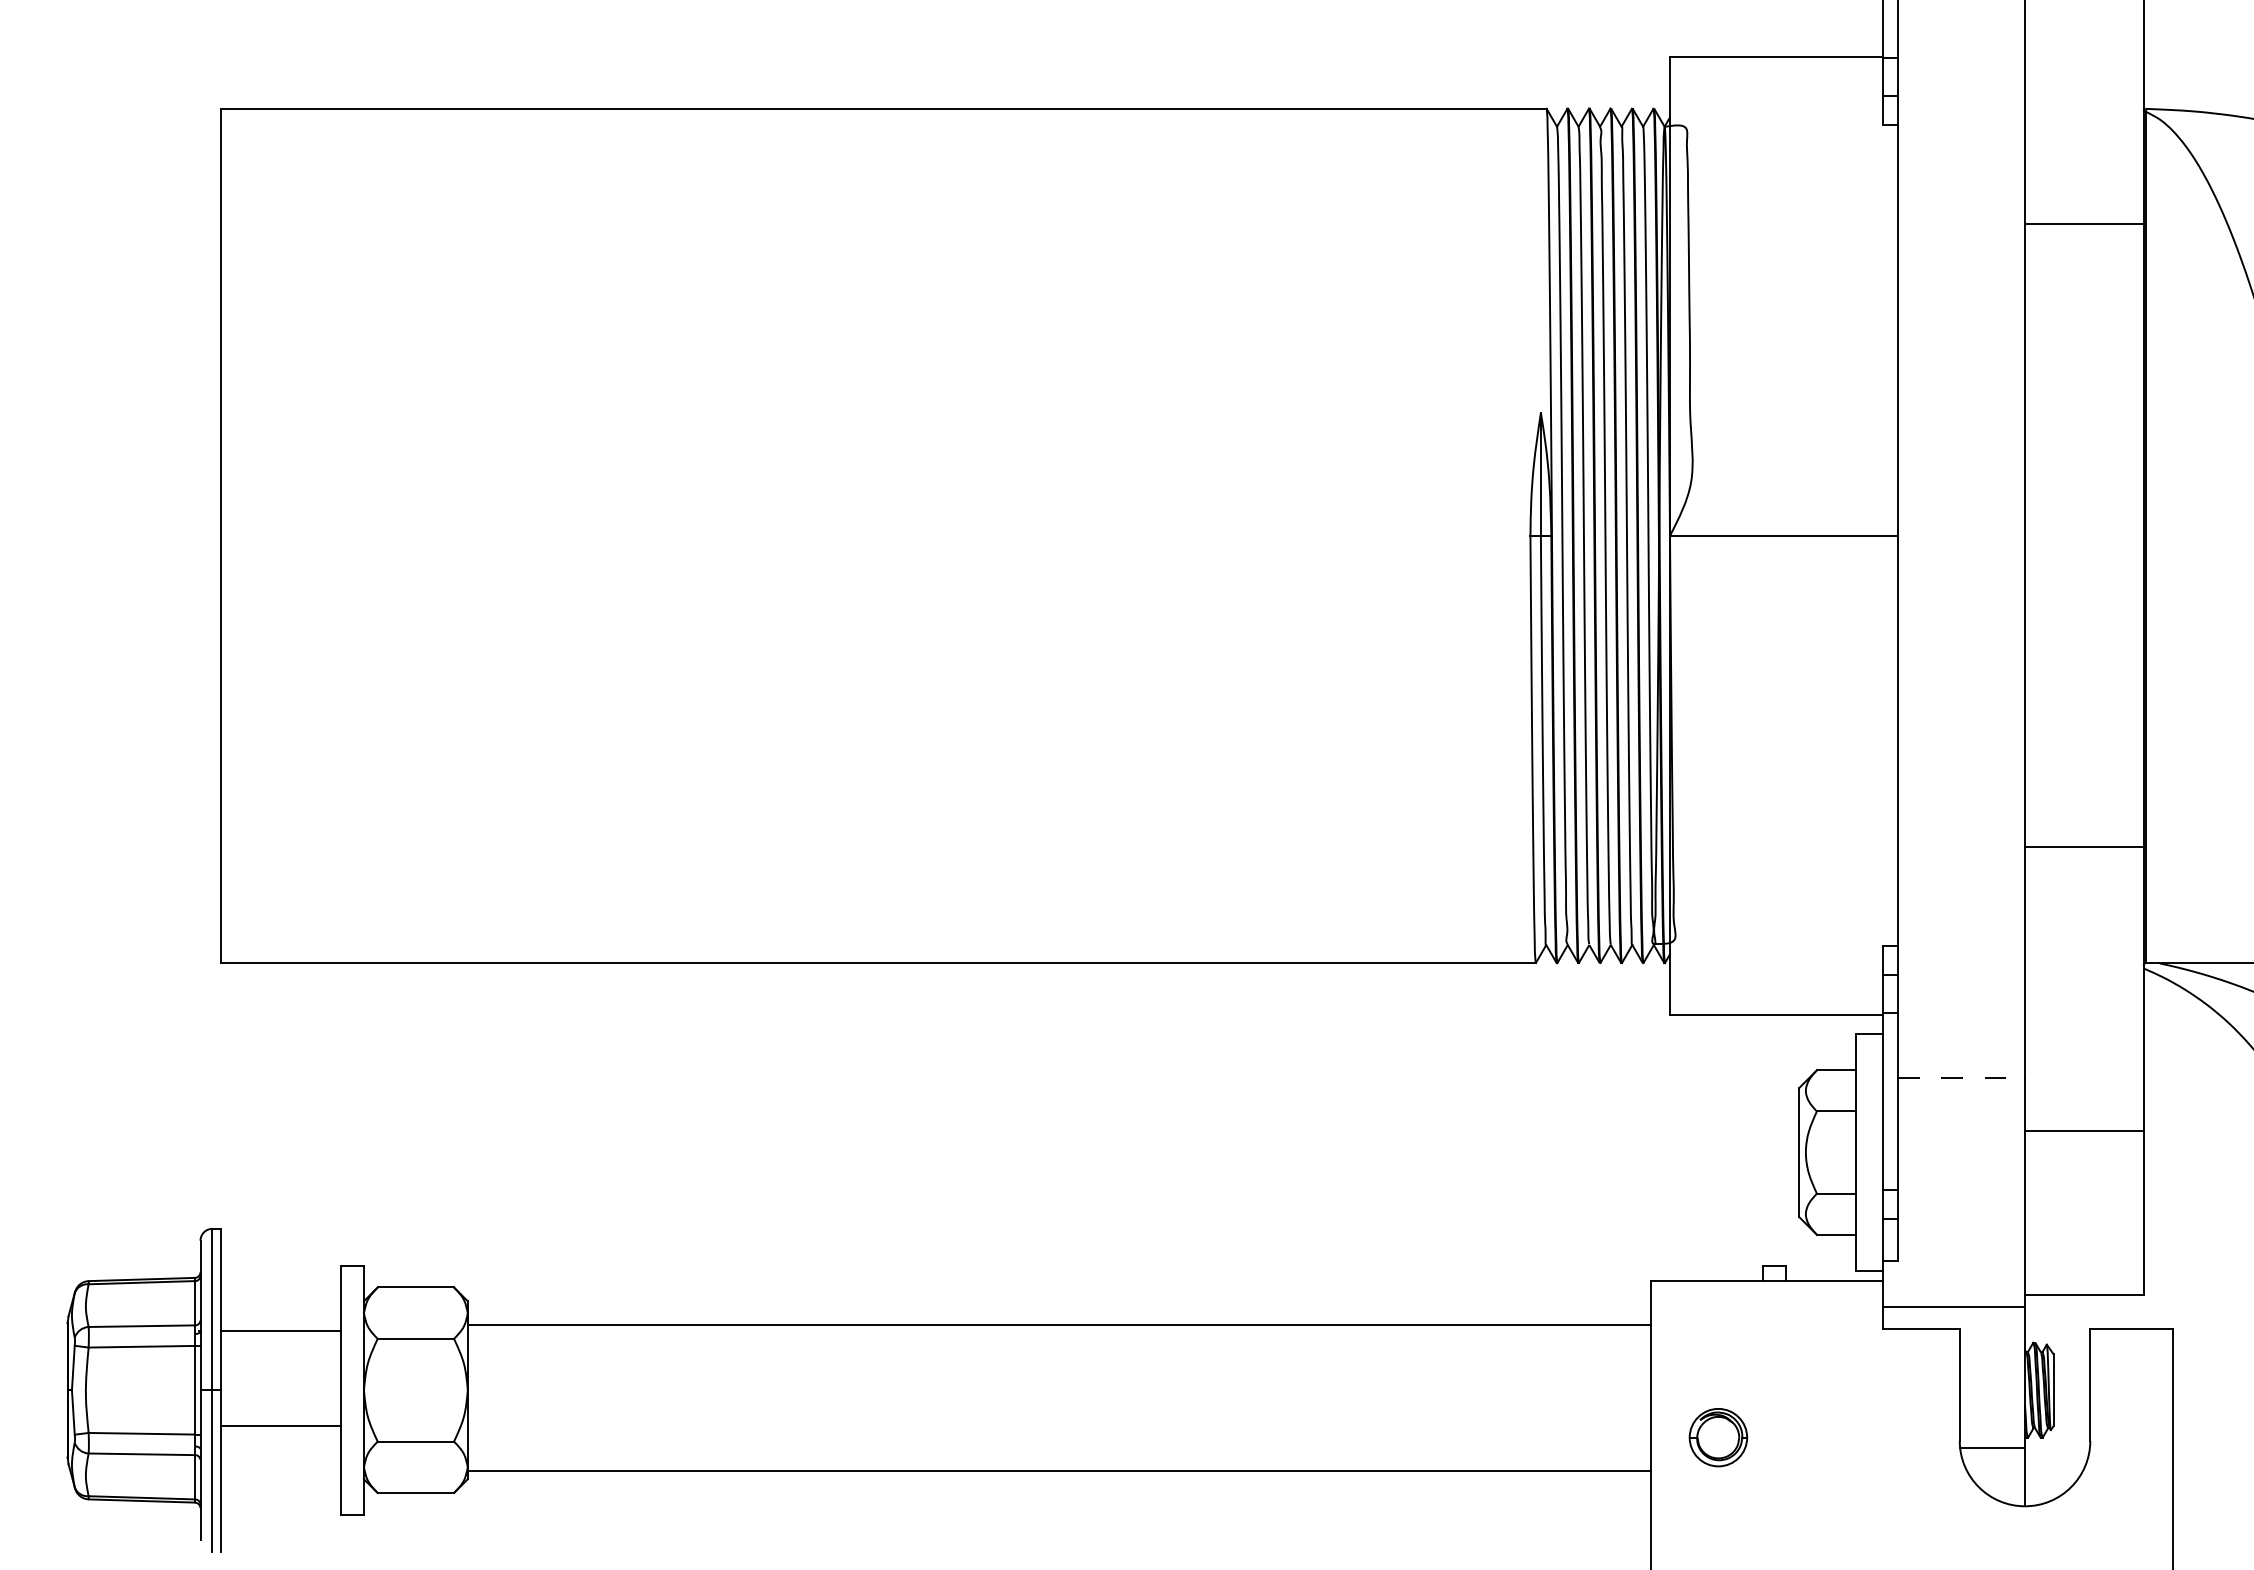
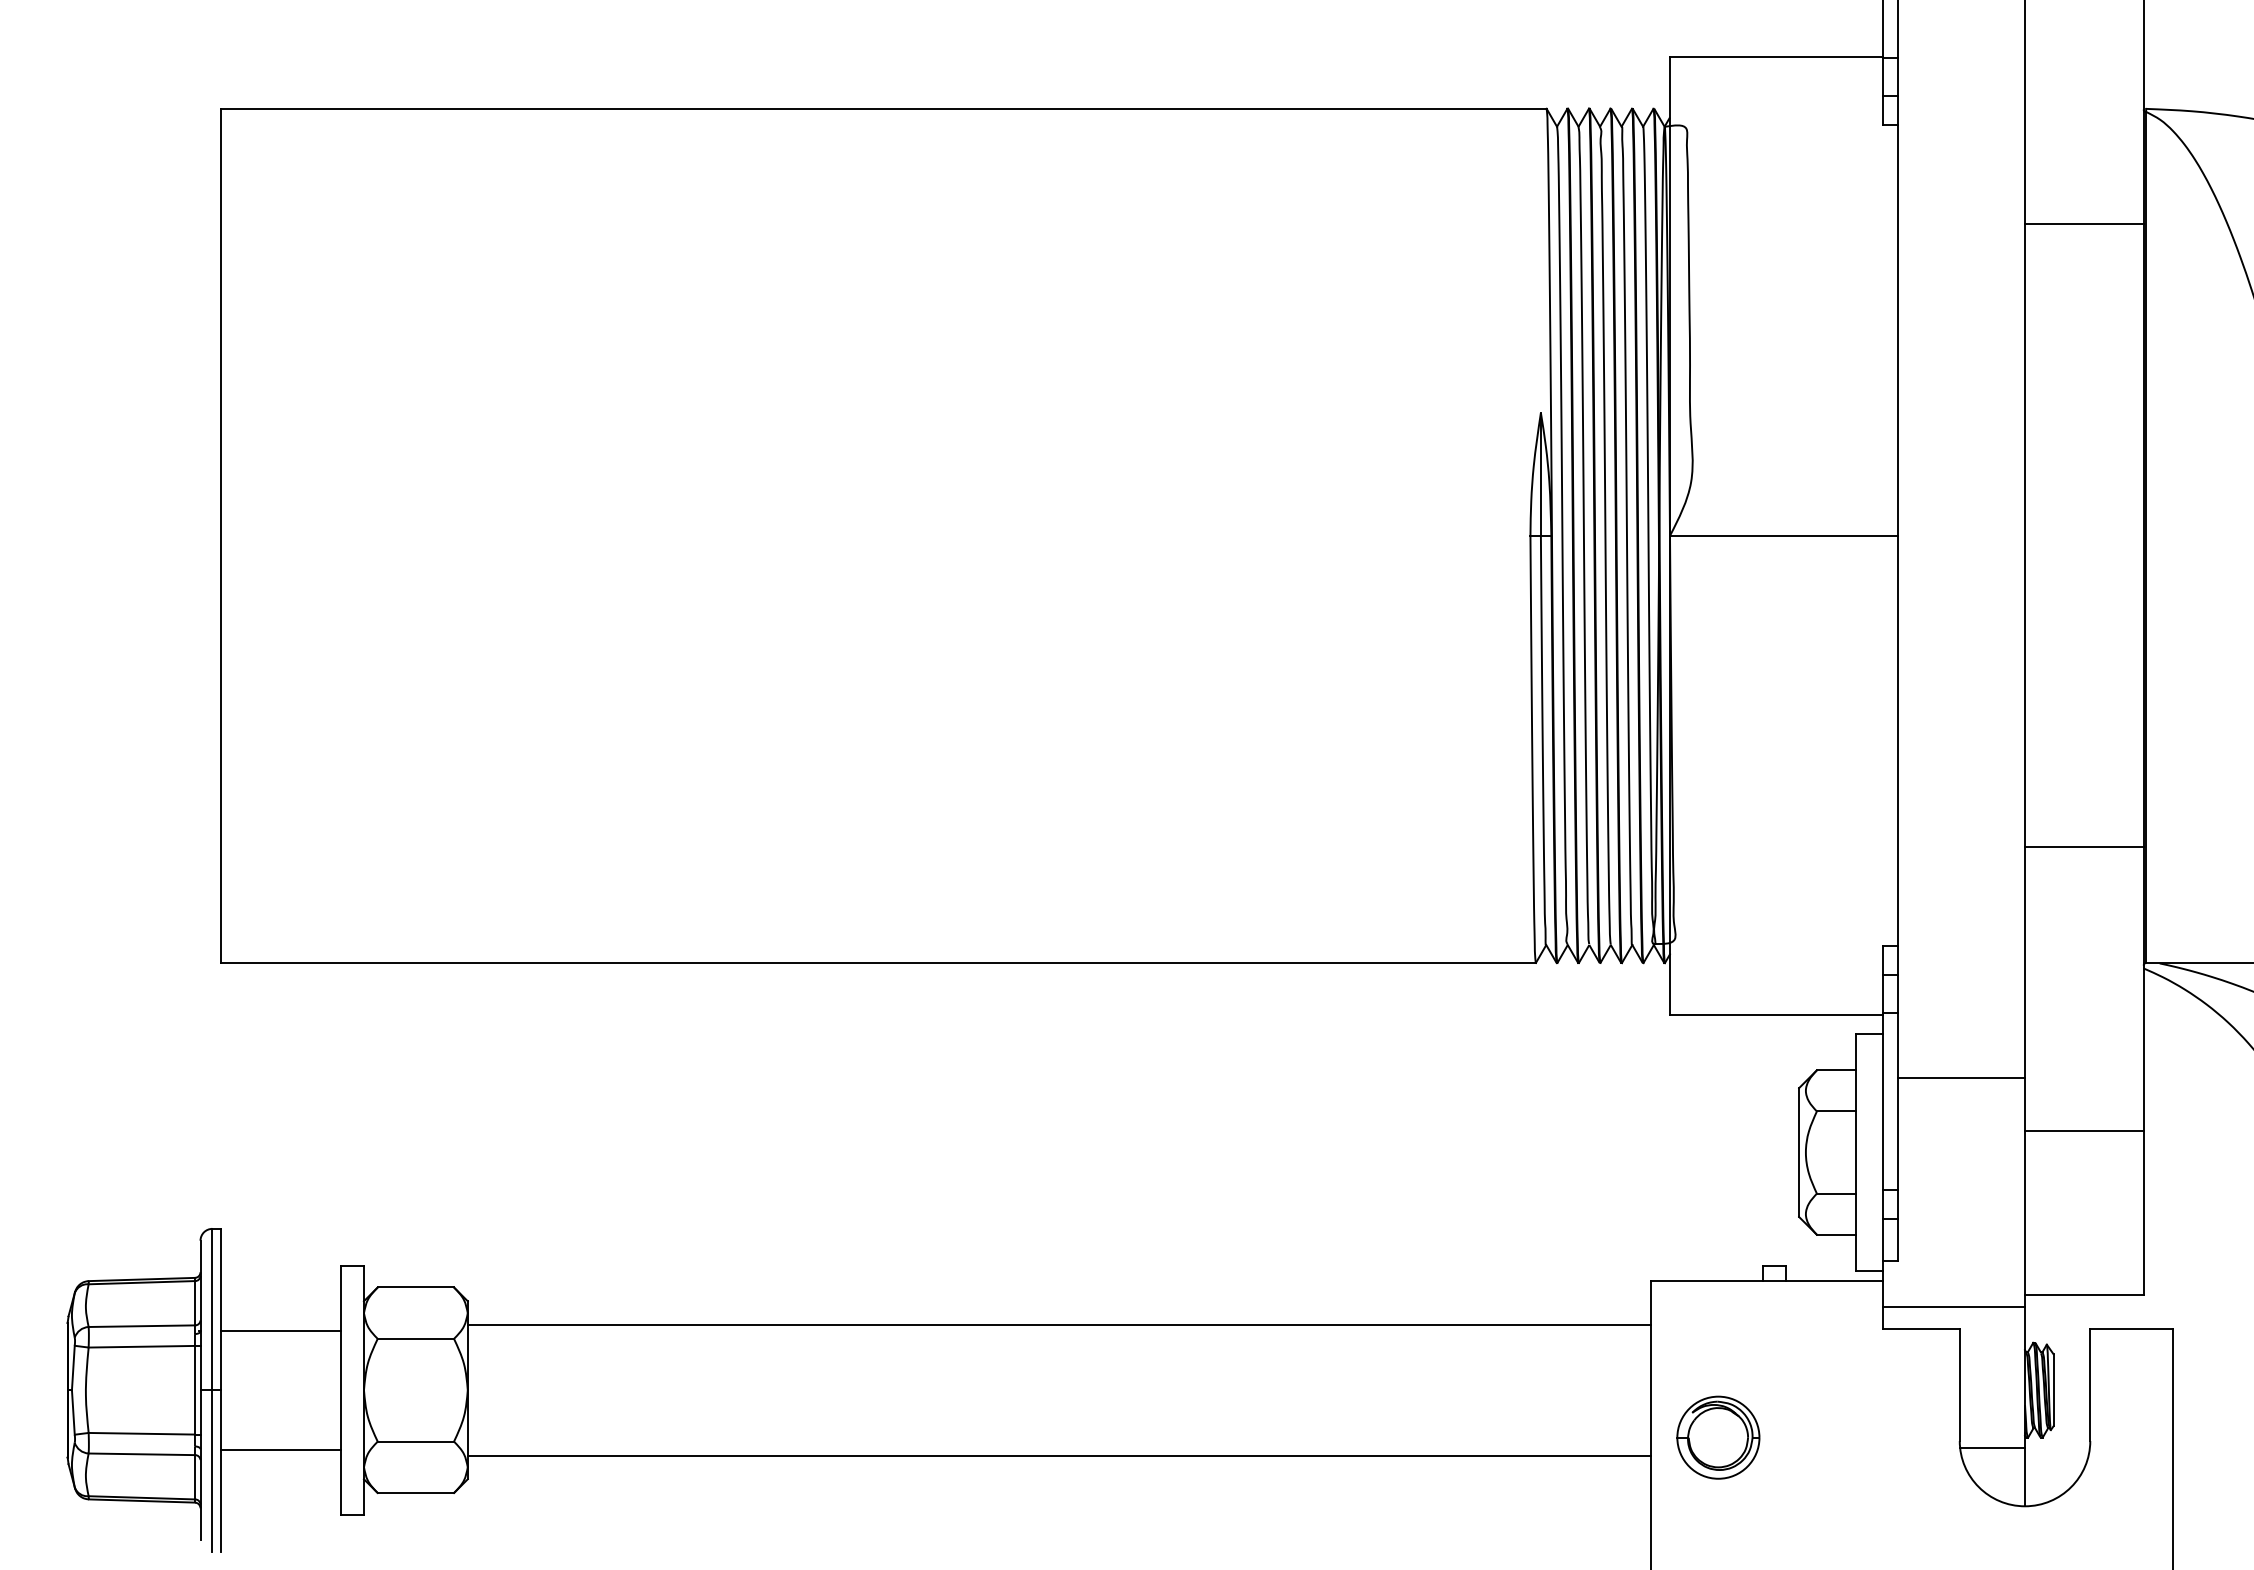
line: dashed -> solid (1961, 1077)
line position: (281, 1425) -> (281, 1449) (281, 1449)
part size: 61x60 px -> 85x85 px (1718, 1437)
line position: (1059, 1470) -> (1059, 1455) (1059, 1455)
